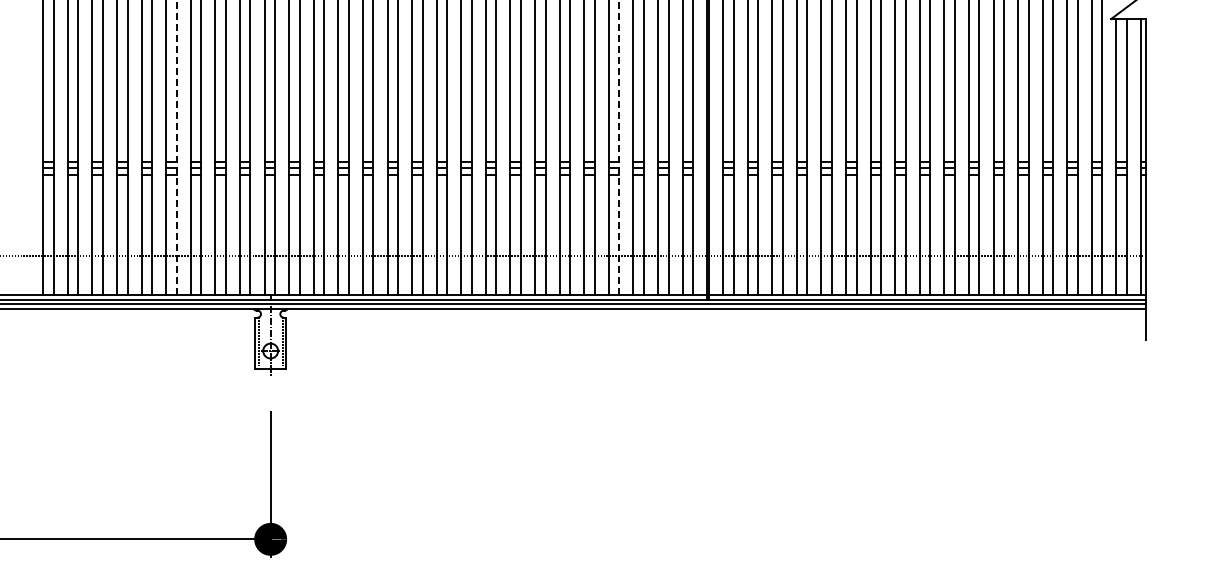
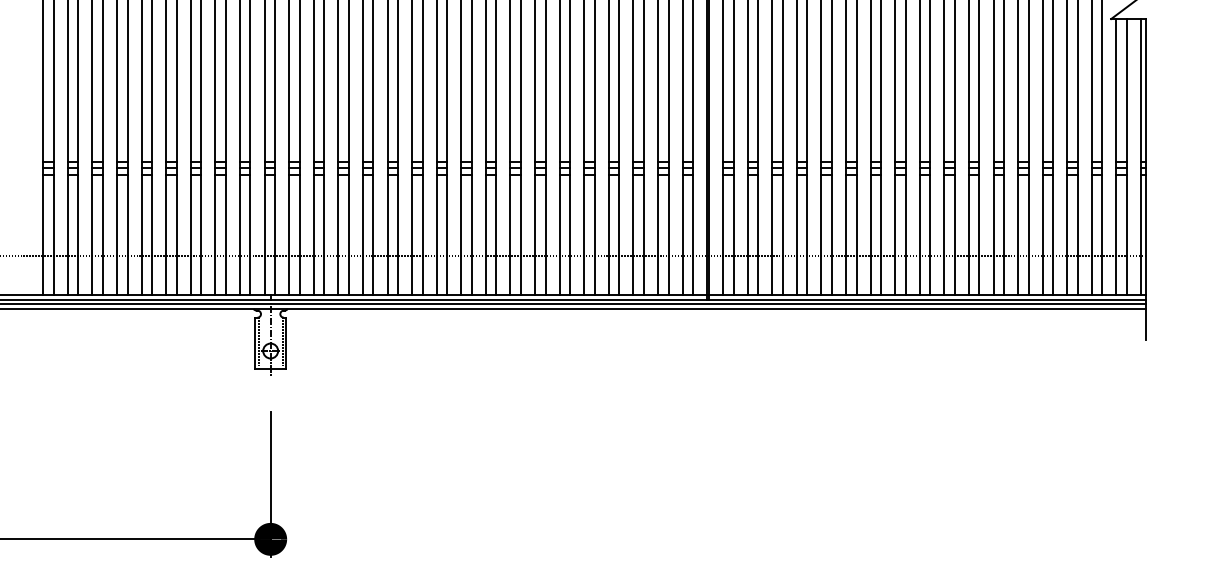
line: dashed -> solid (176, 147)
line: dashed -> solid (619, 147)
